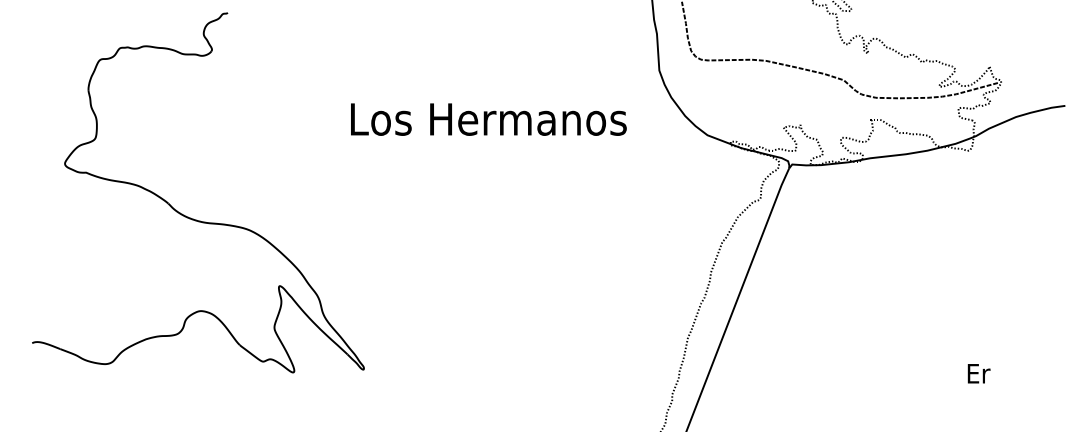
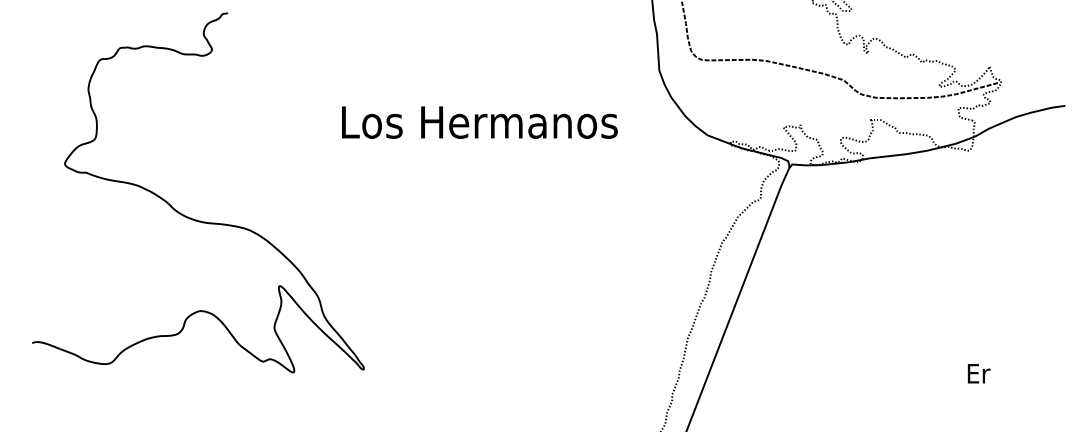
text position: (488, 119) -> (479, 122) (479, 122)
